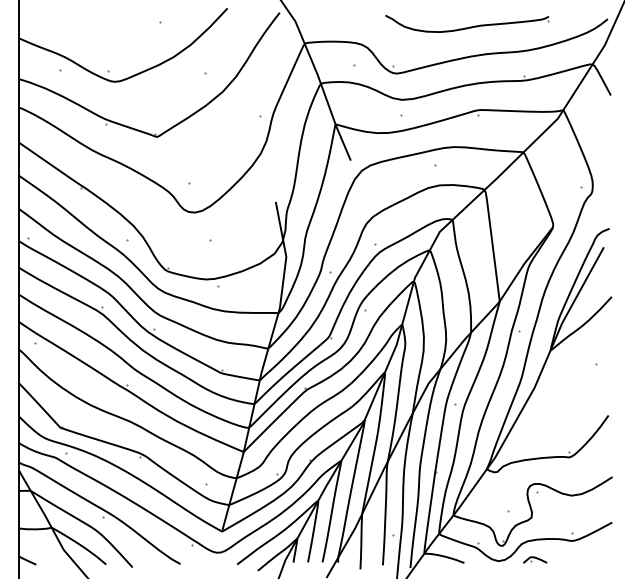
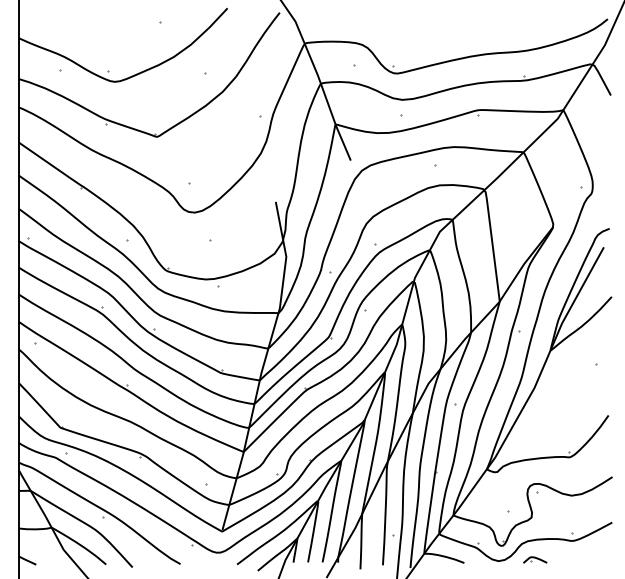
part: present -> none (467, 23)
